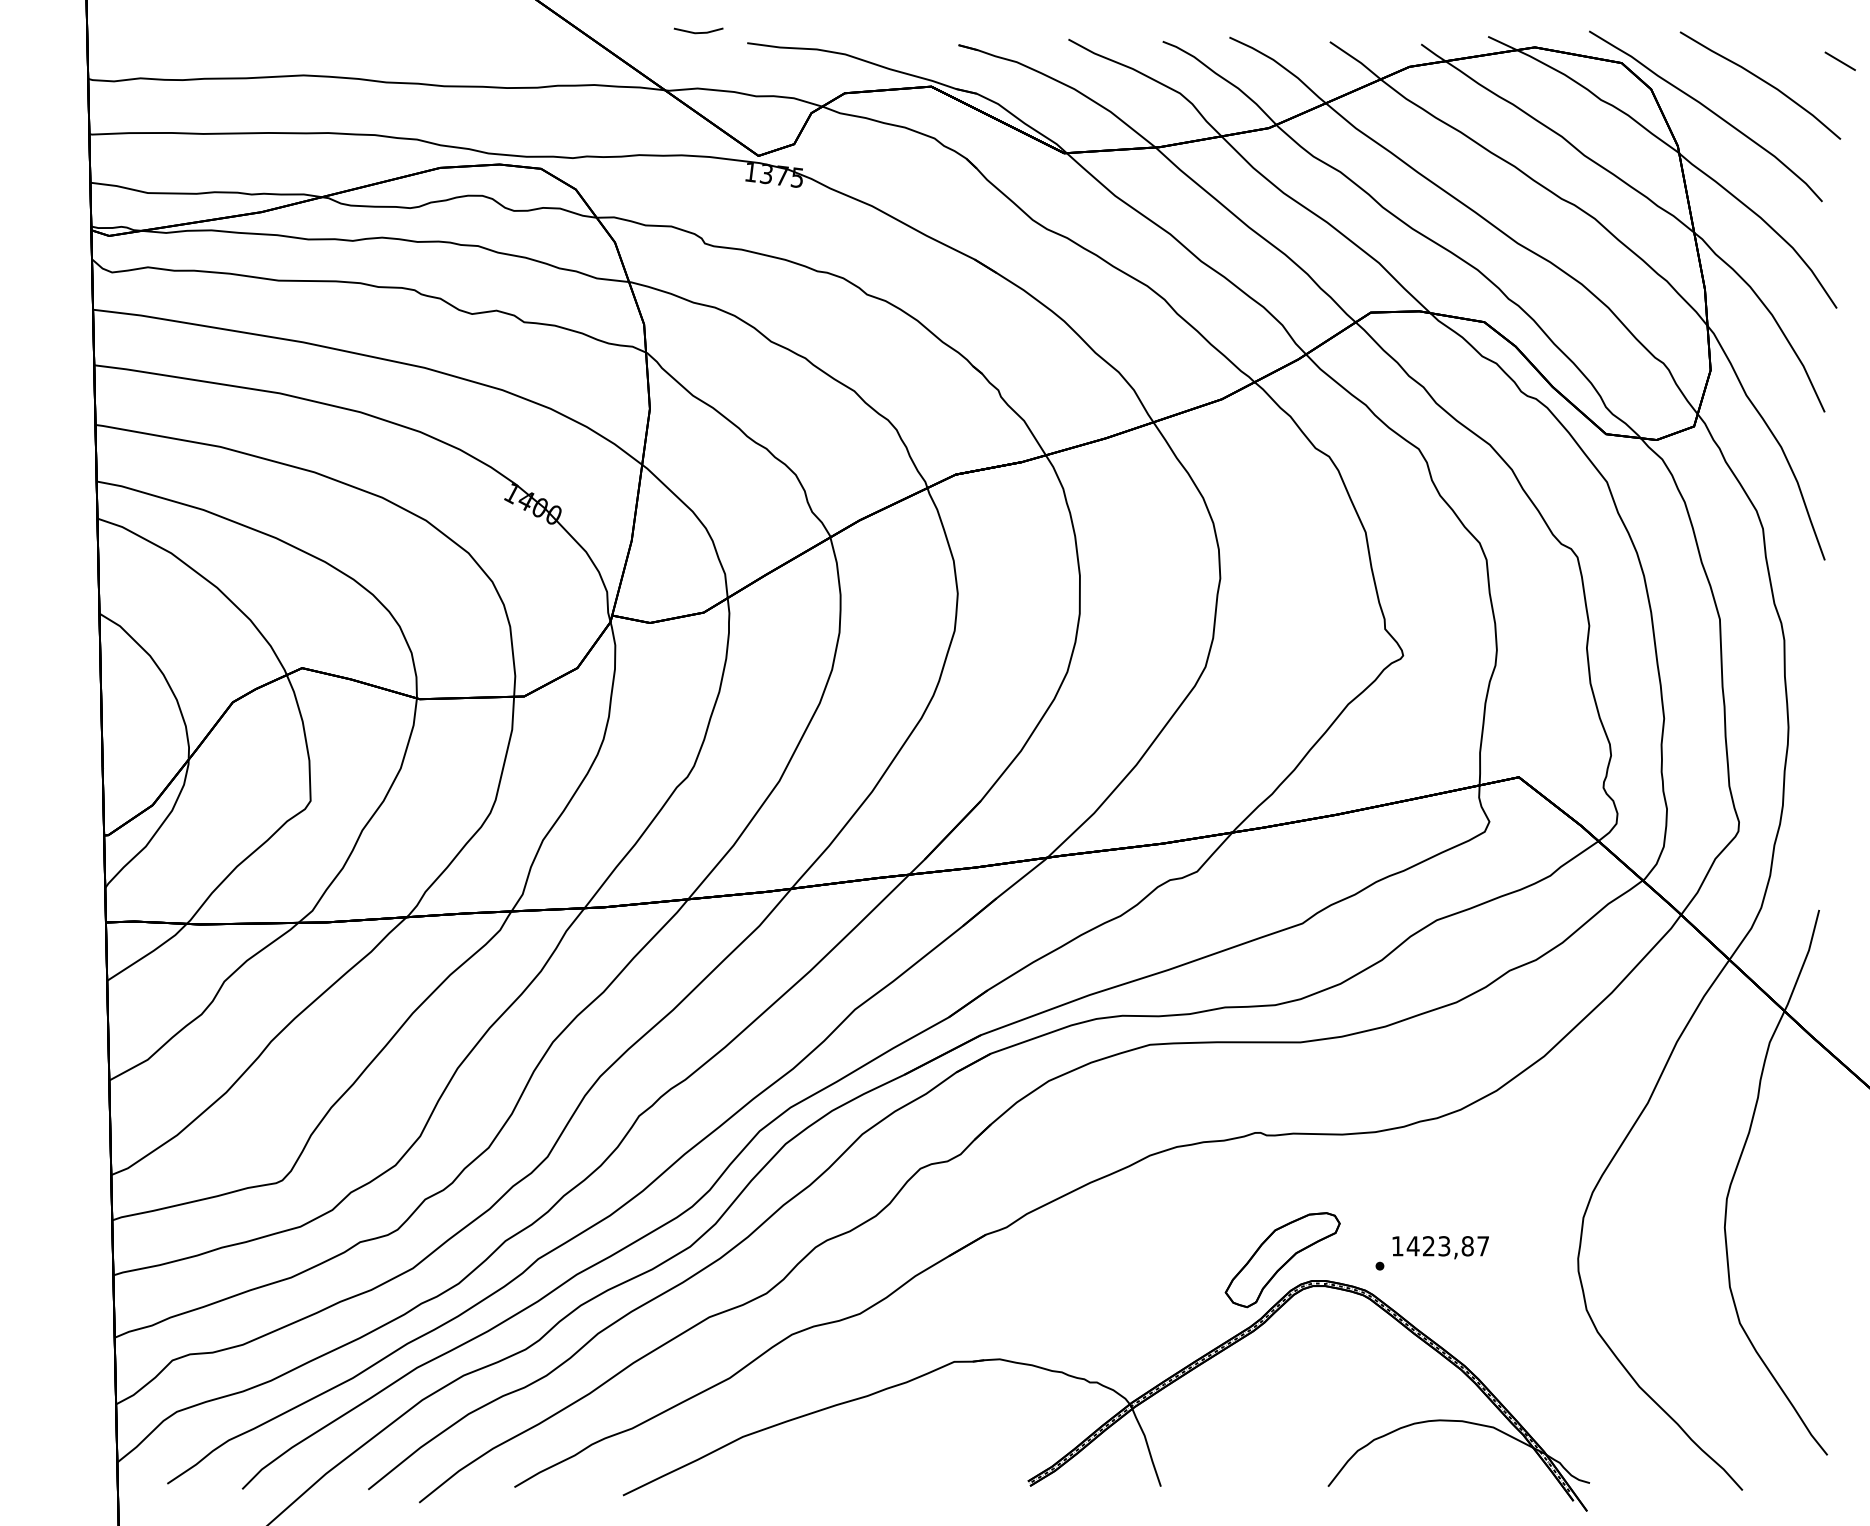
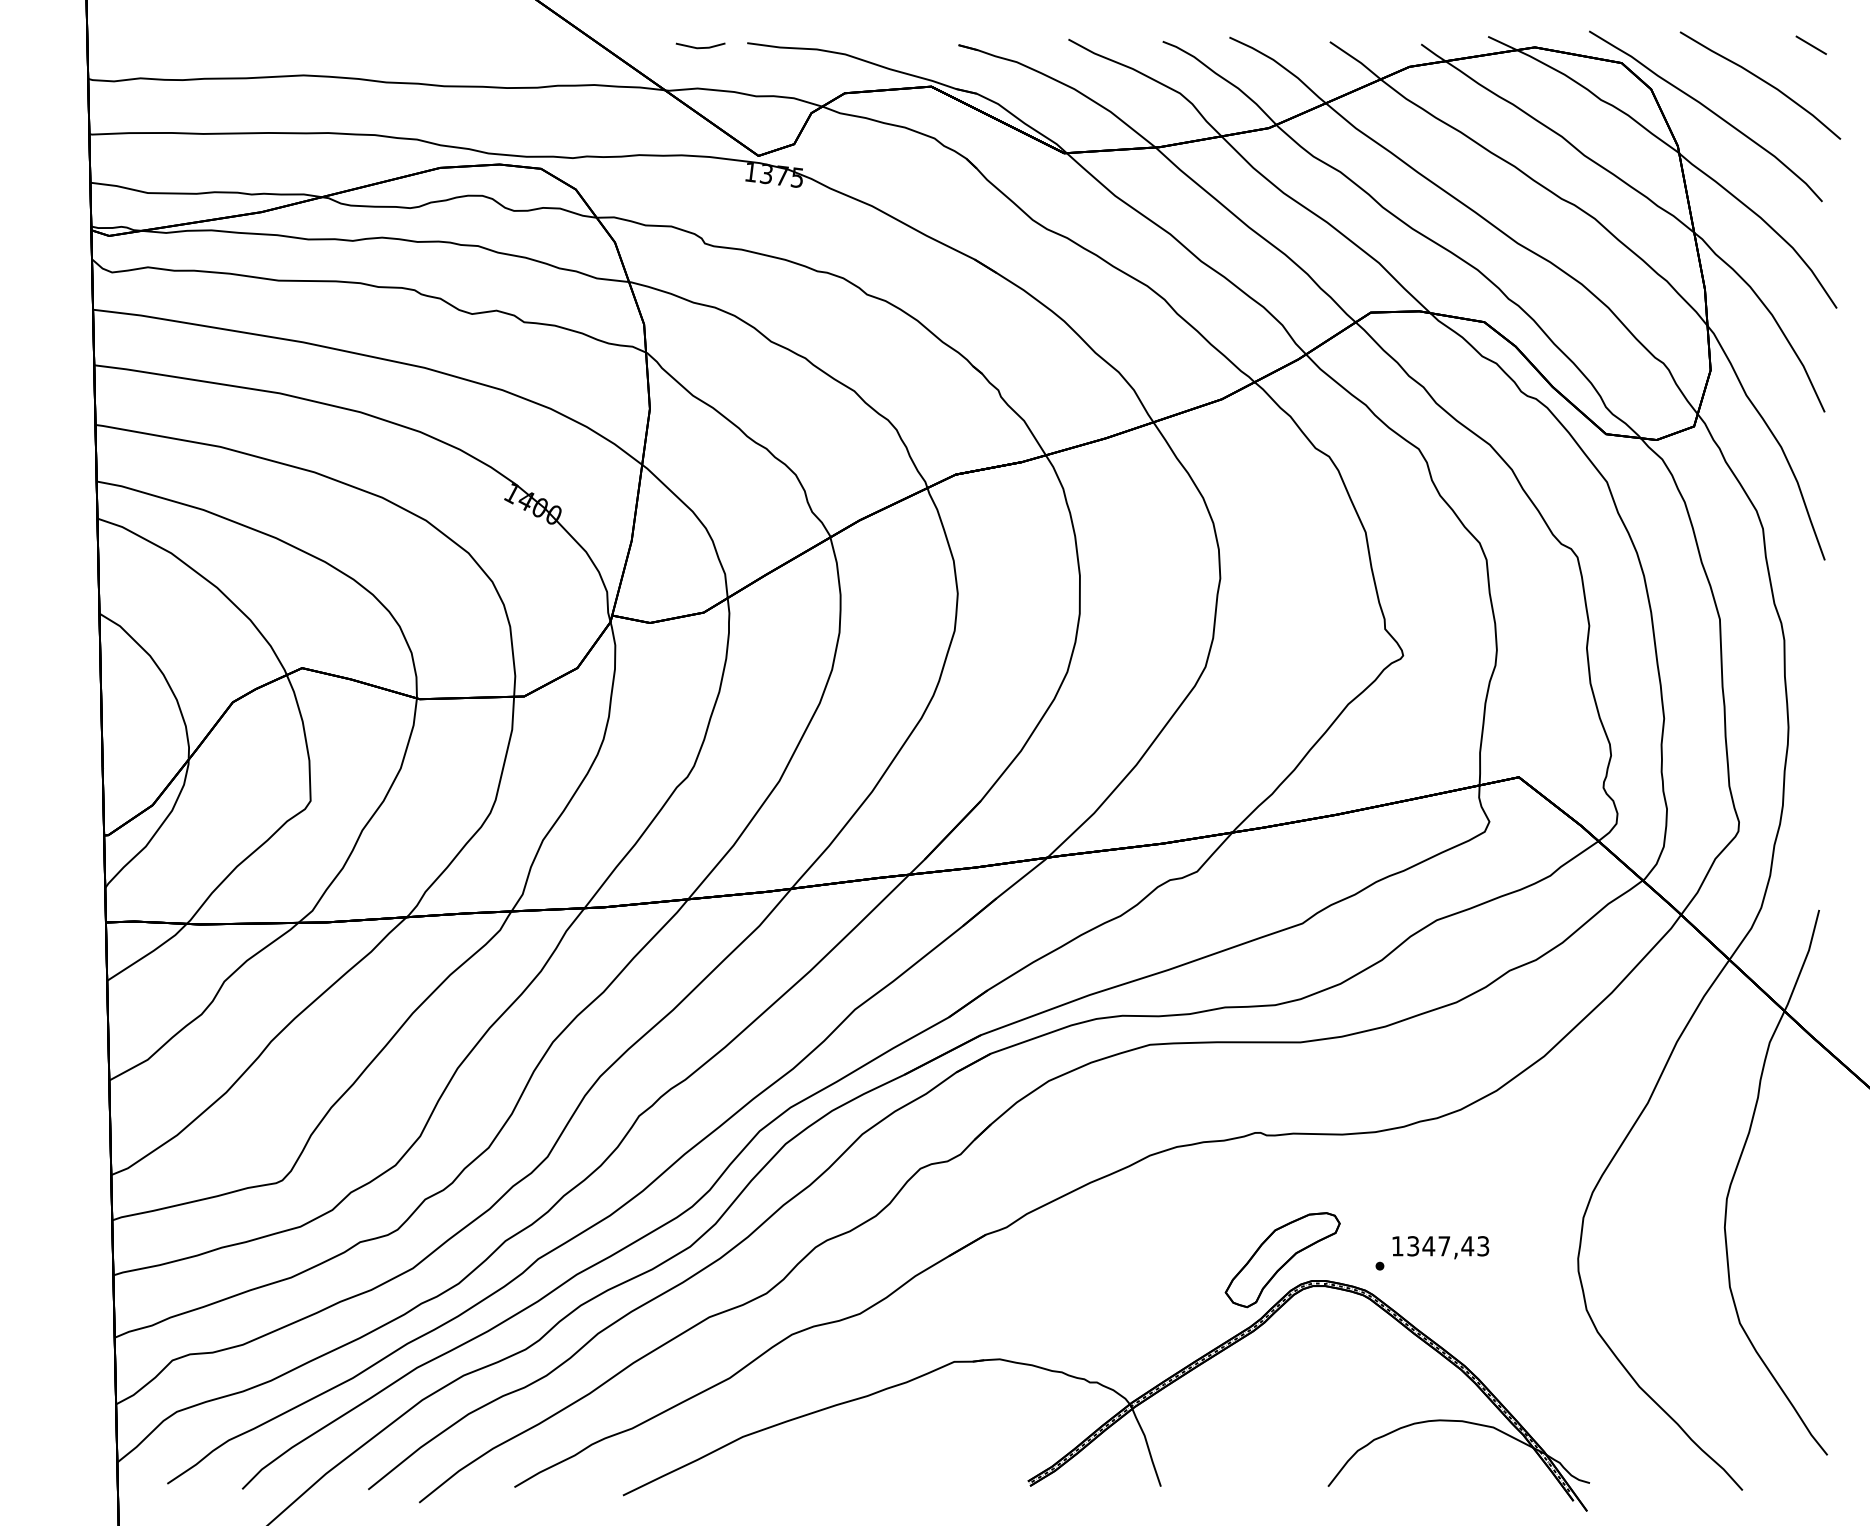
line position: (698, 32) -> (700, 47) (700, 47)
line position: (1839, 60) -> (1810, 44) (1810, 44)
text: 1423,87 -> 1347,43 (1447, 1246)
